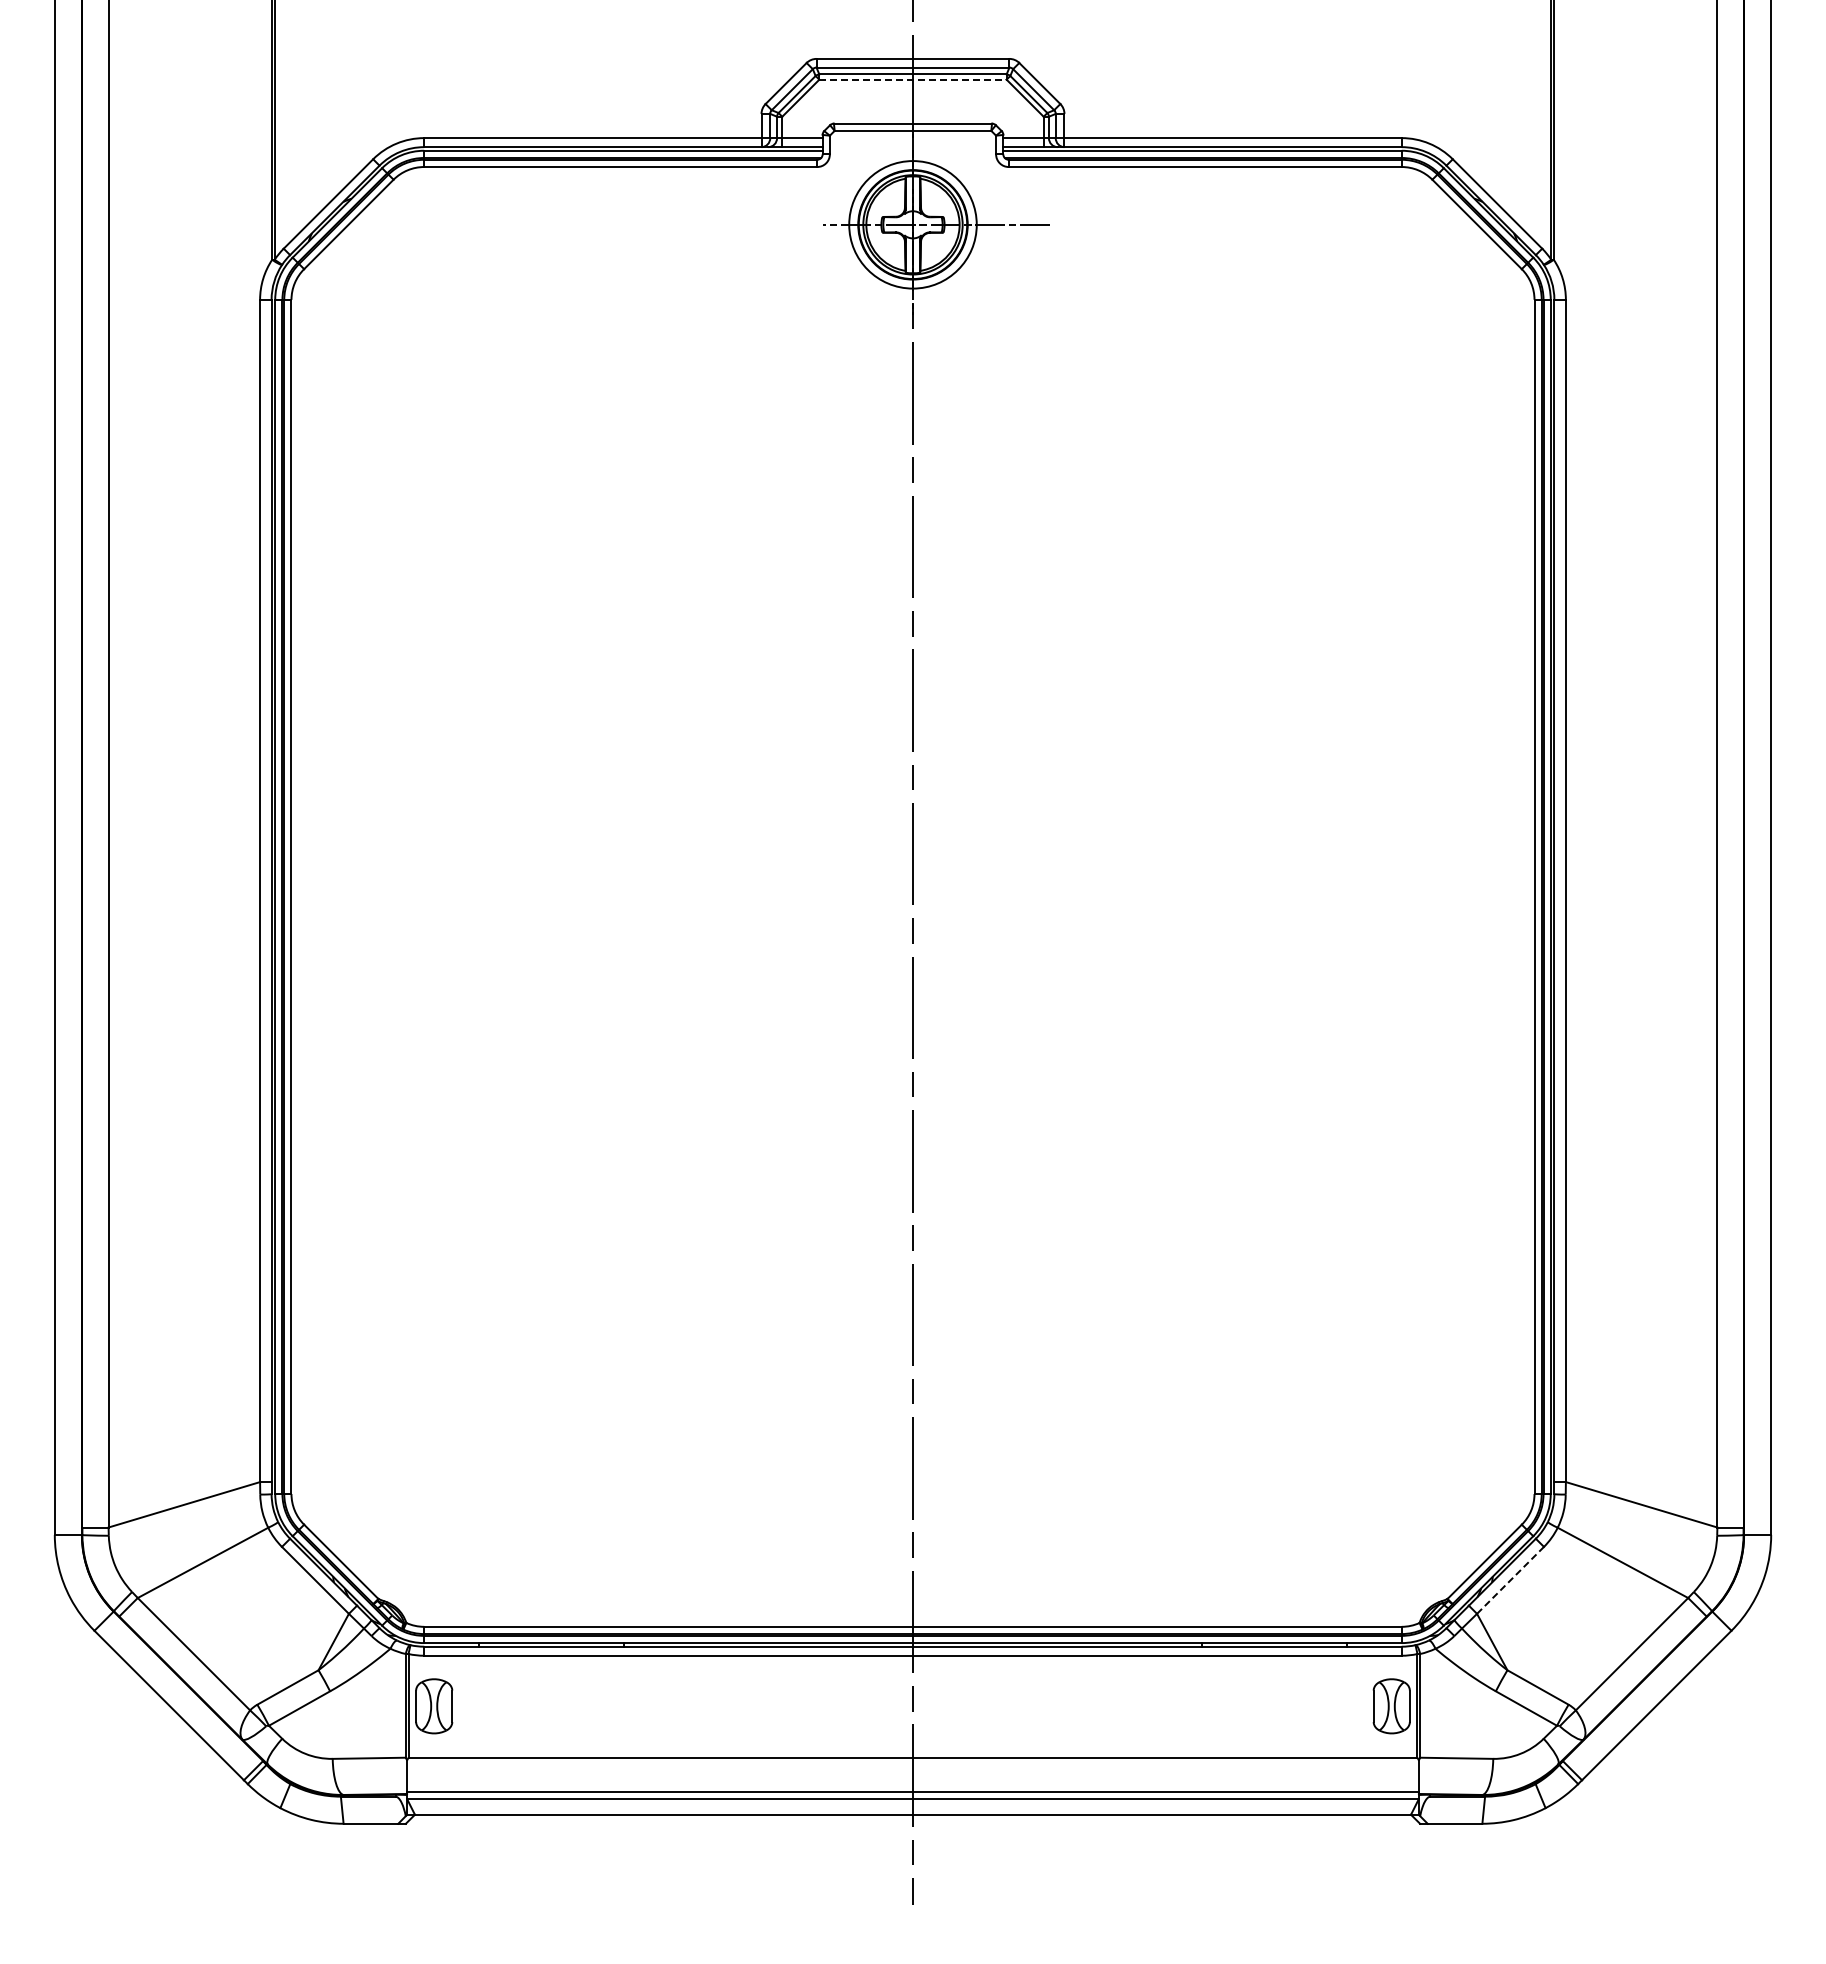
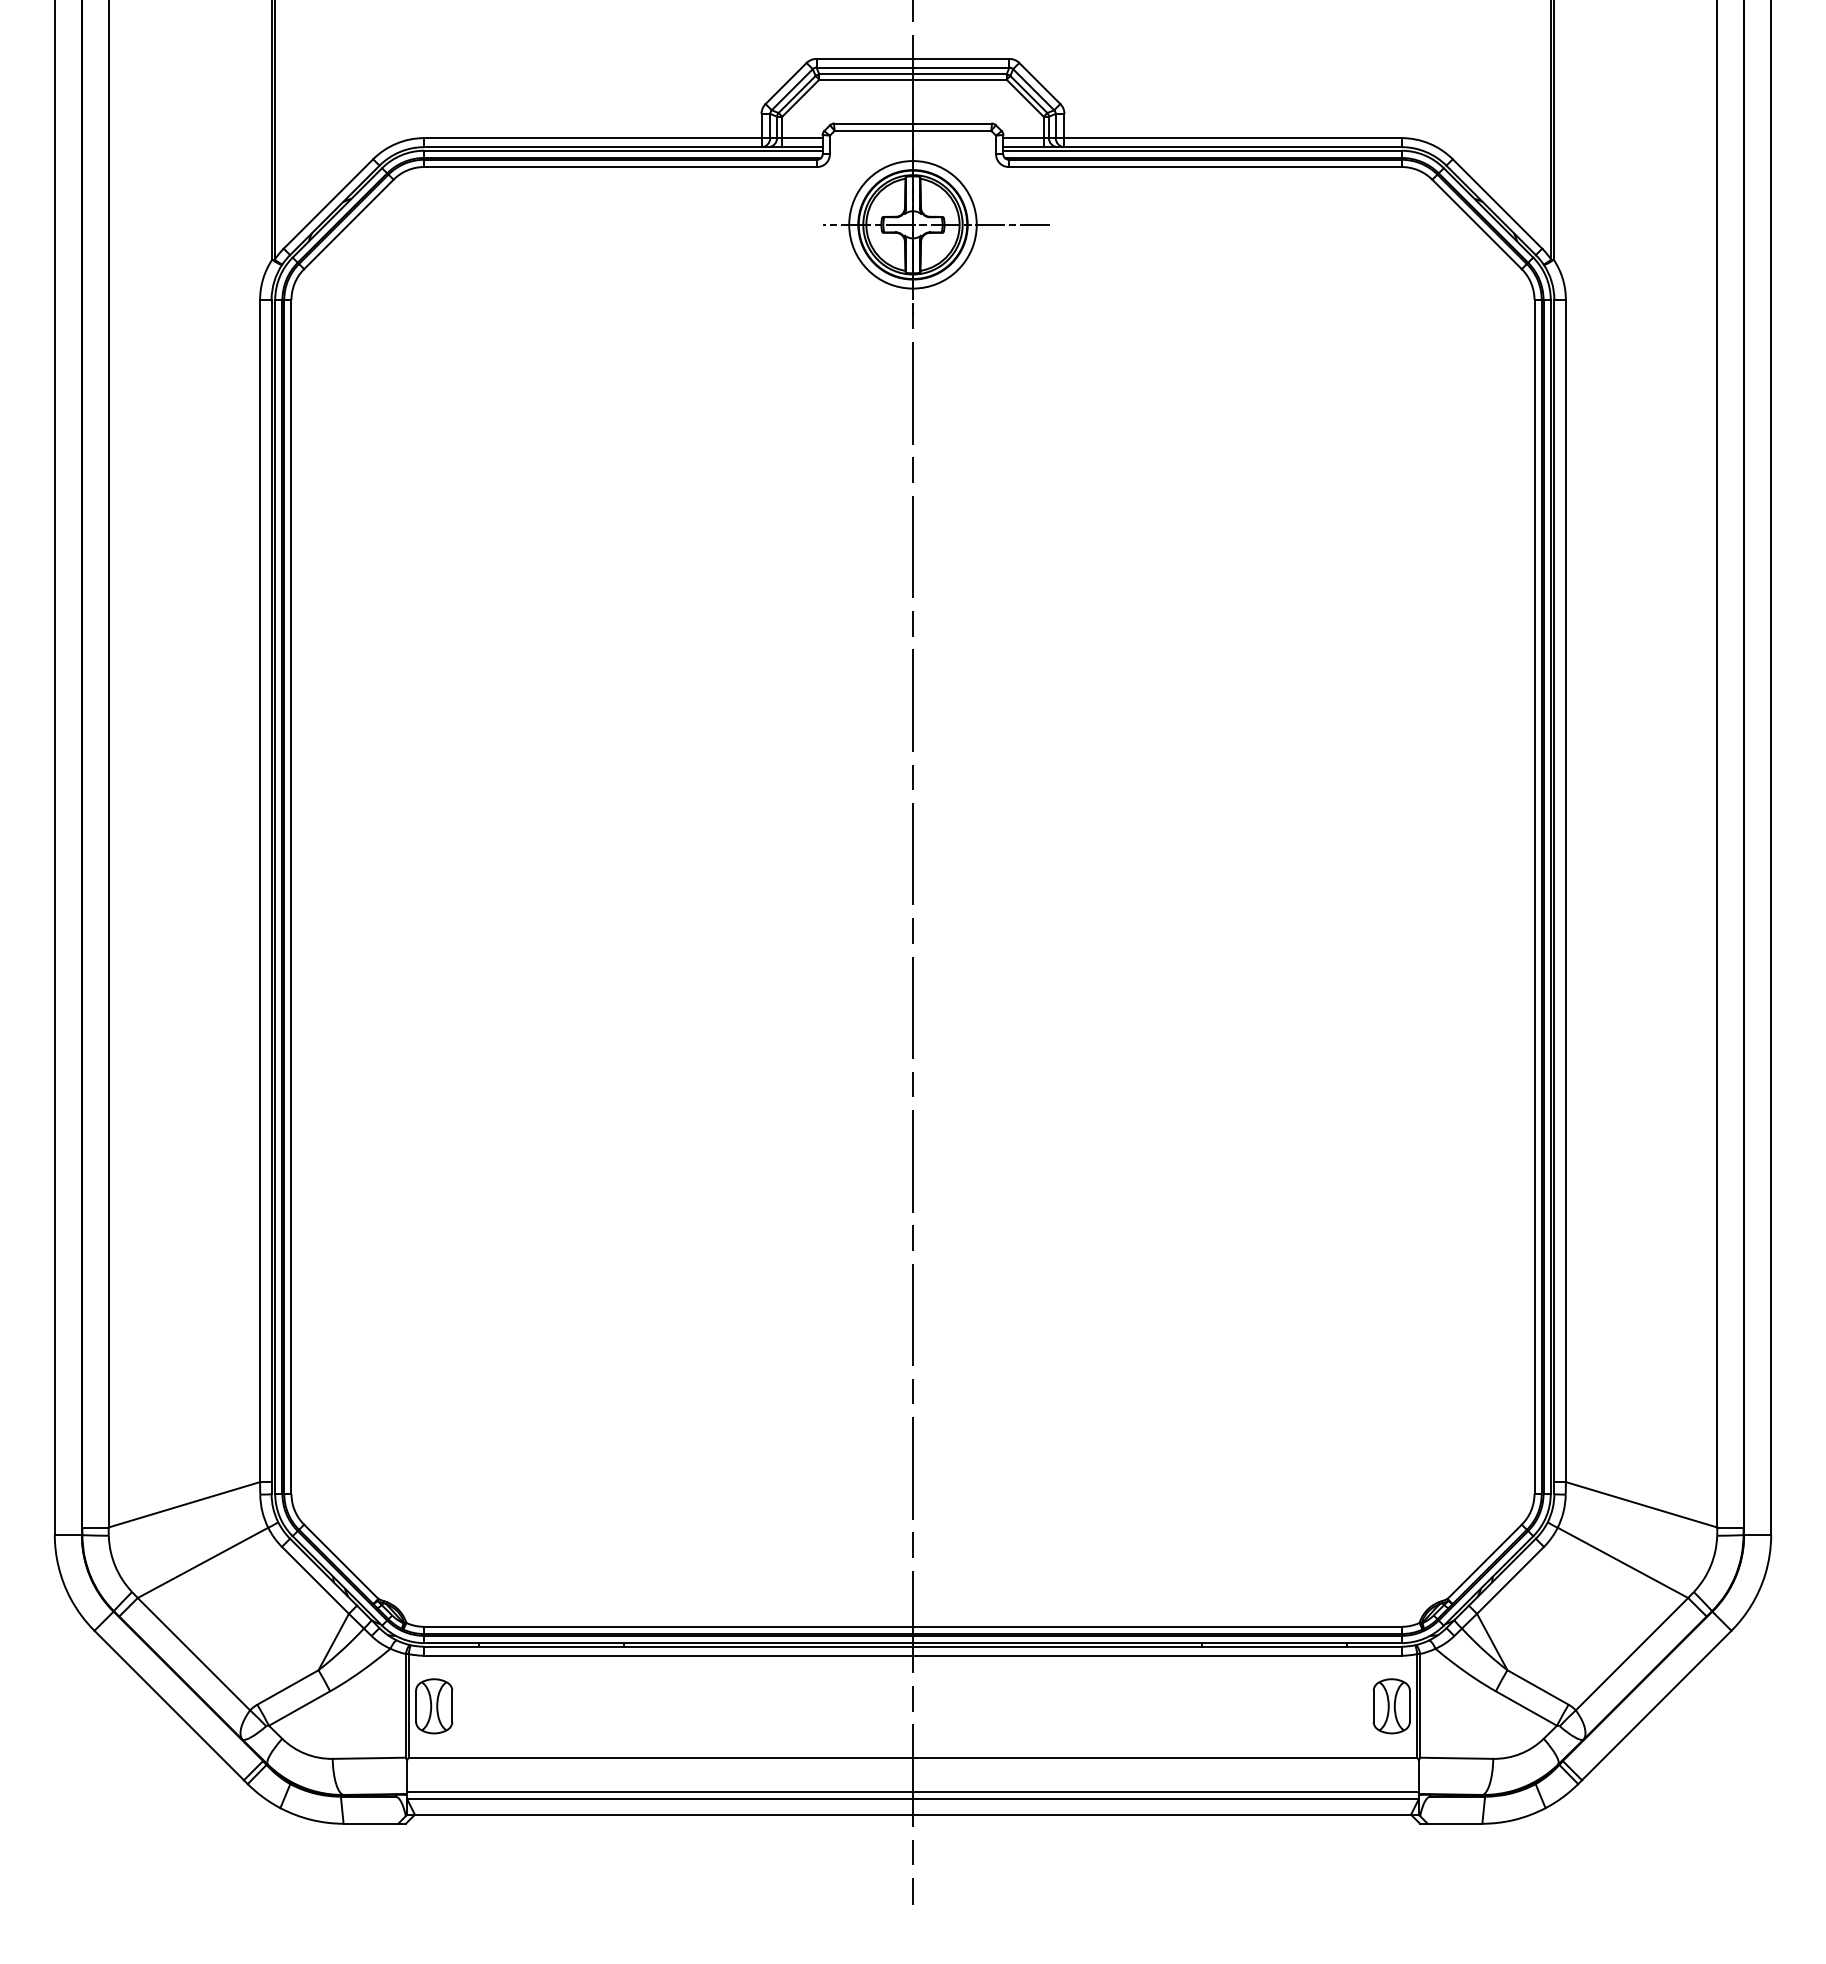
line: dashed -> solid (913, 79)
line: dashed -> solid (1510, 1580)
